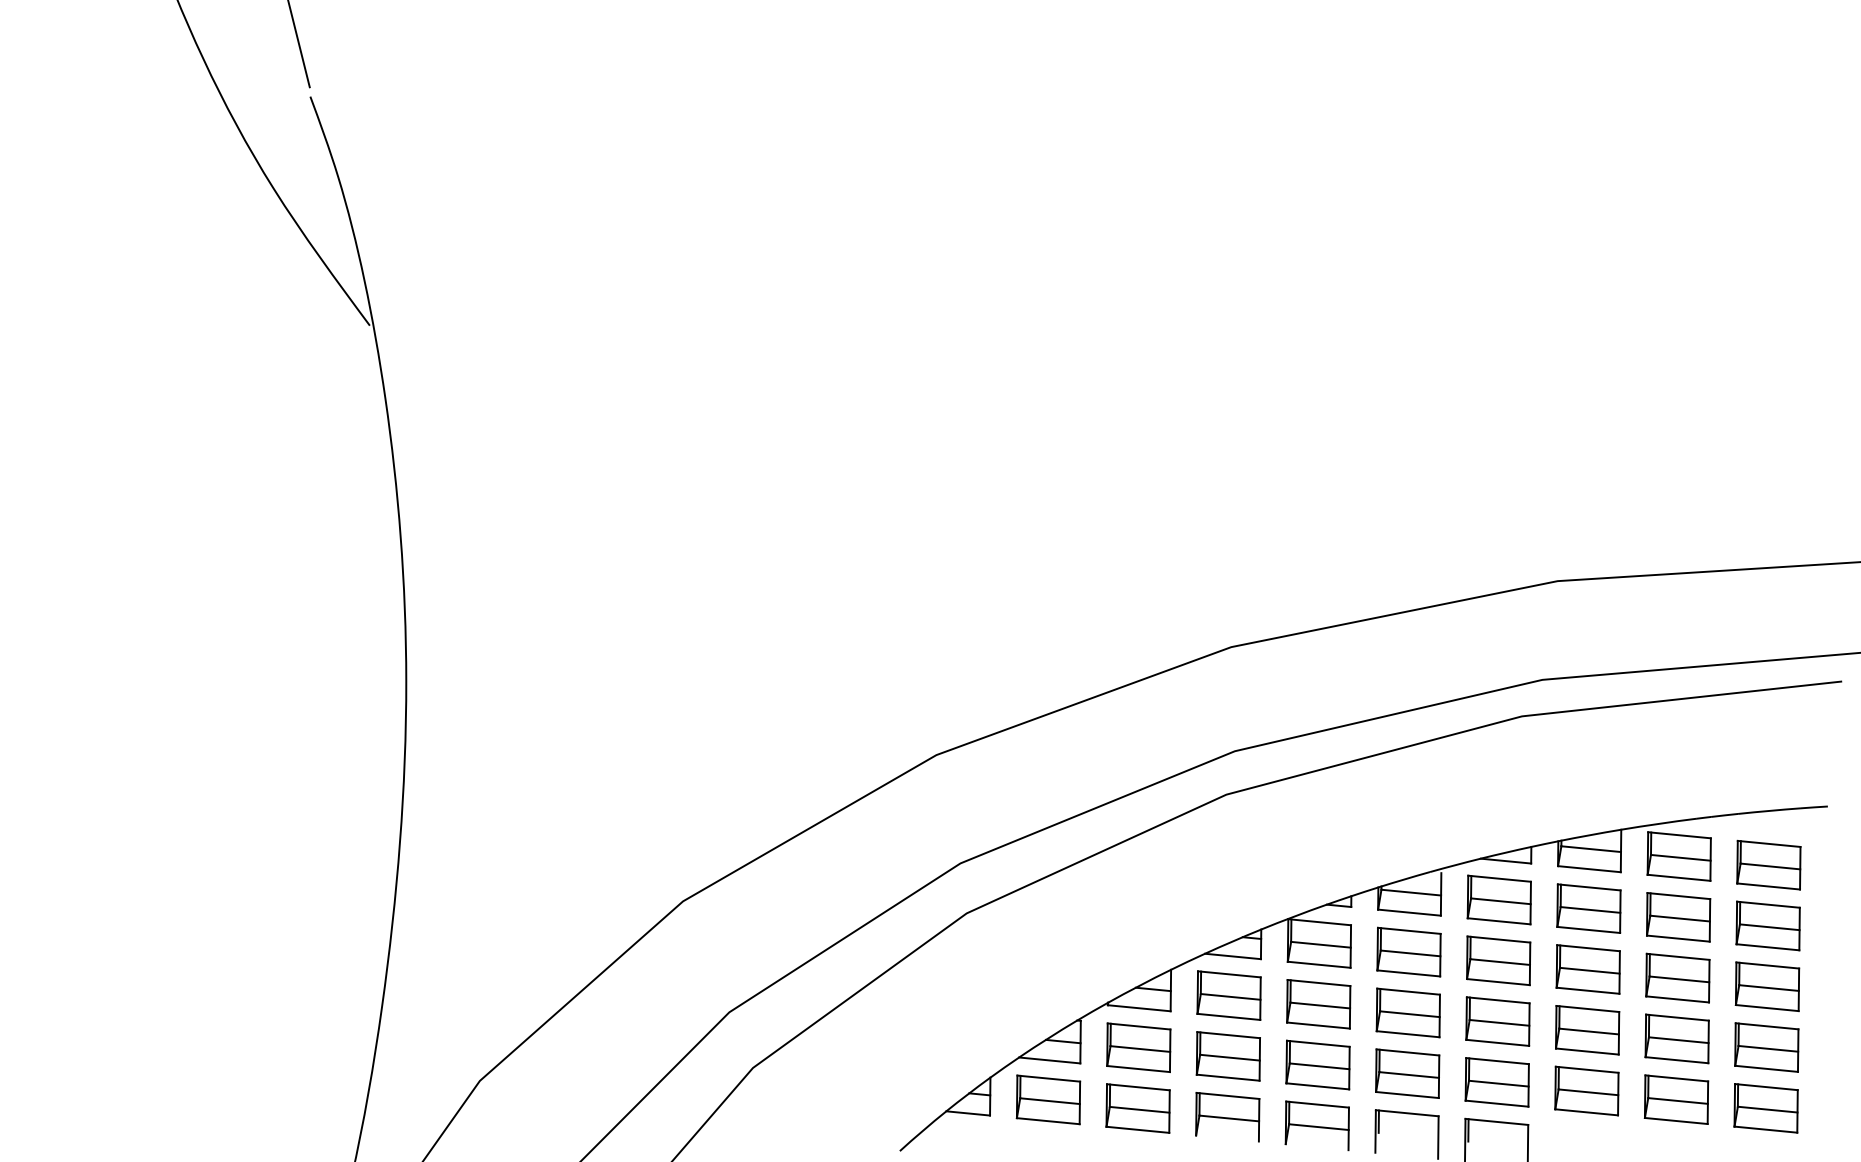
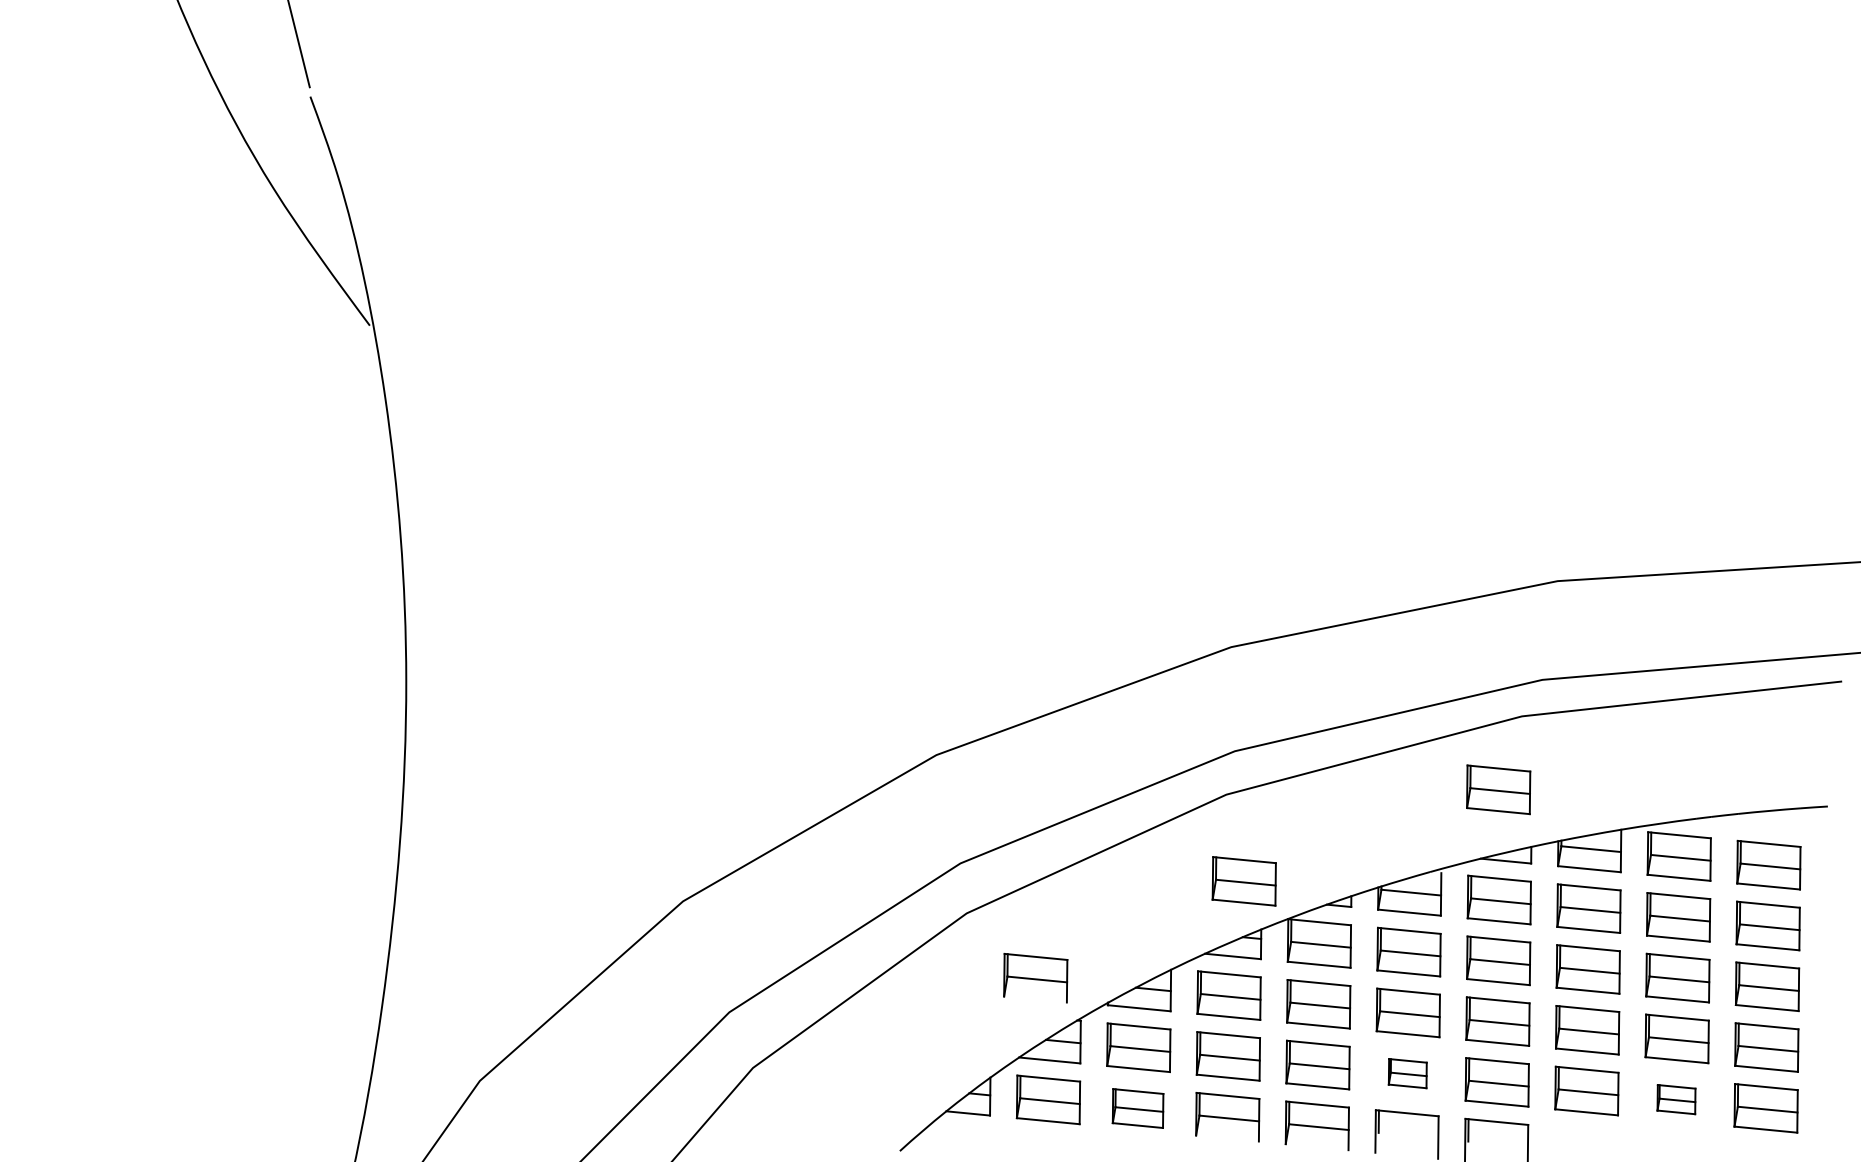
part: none -> present (1498, 789)
part: none -> present (1243, 881)
part: none -> present (1035, 978)
part size: 66x51 px -> 41x32 px (1407, 1073)
part size: 67x51 px -> 41x32 px (1676, 1099)
part size: 66x51 px -> 54x41 px (1137, 1108)
